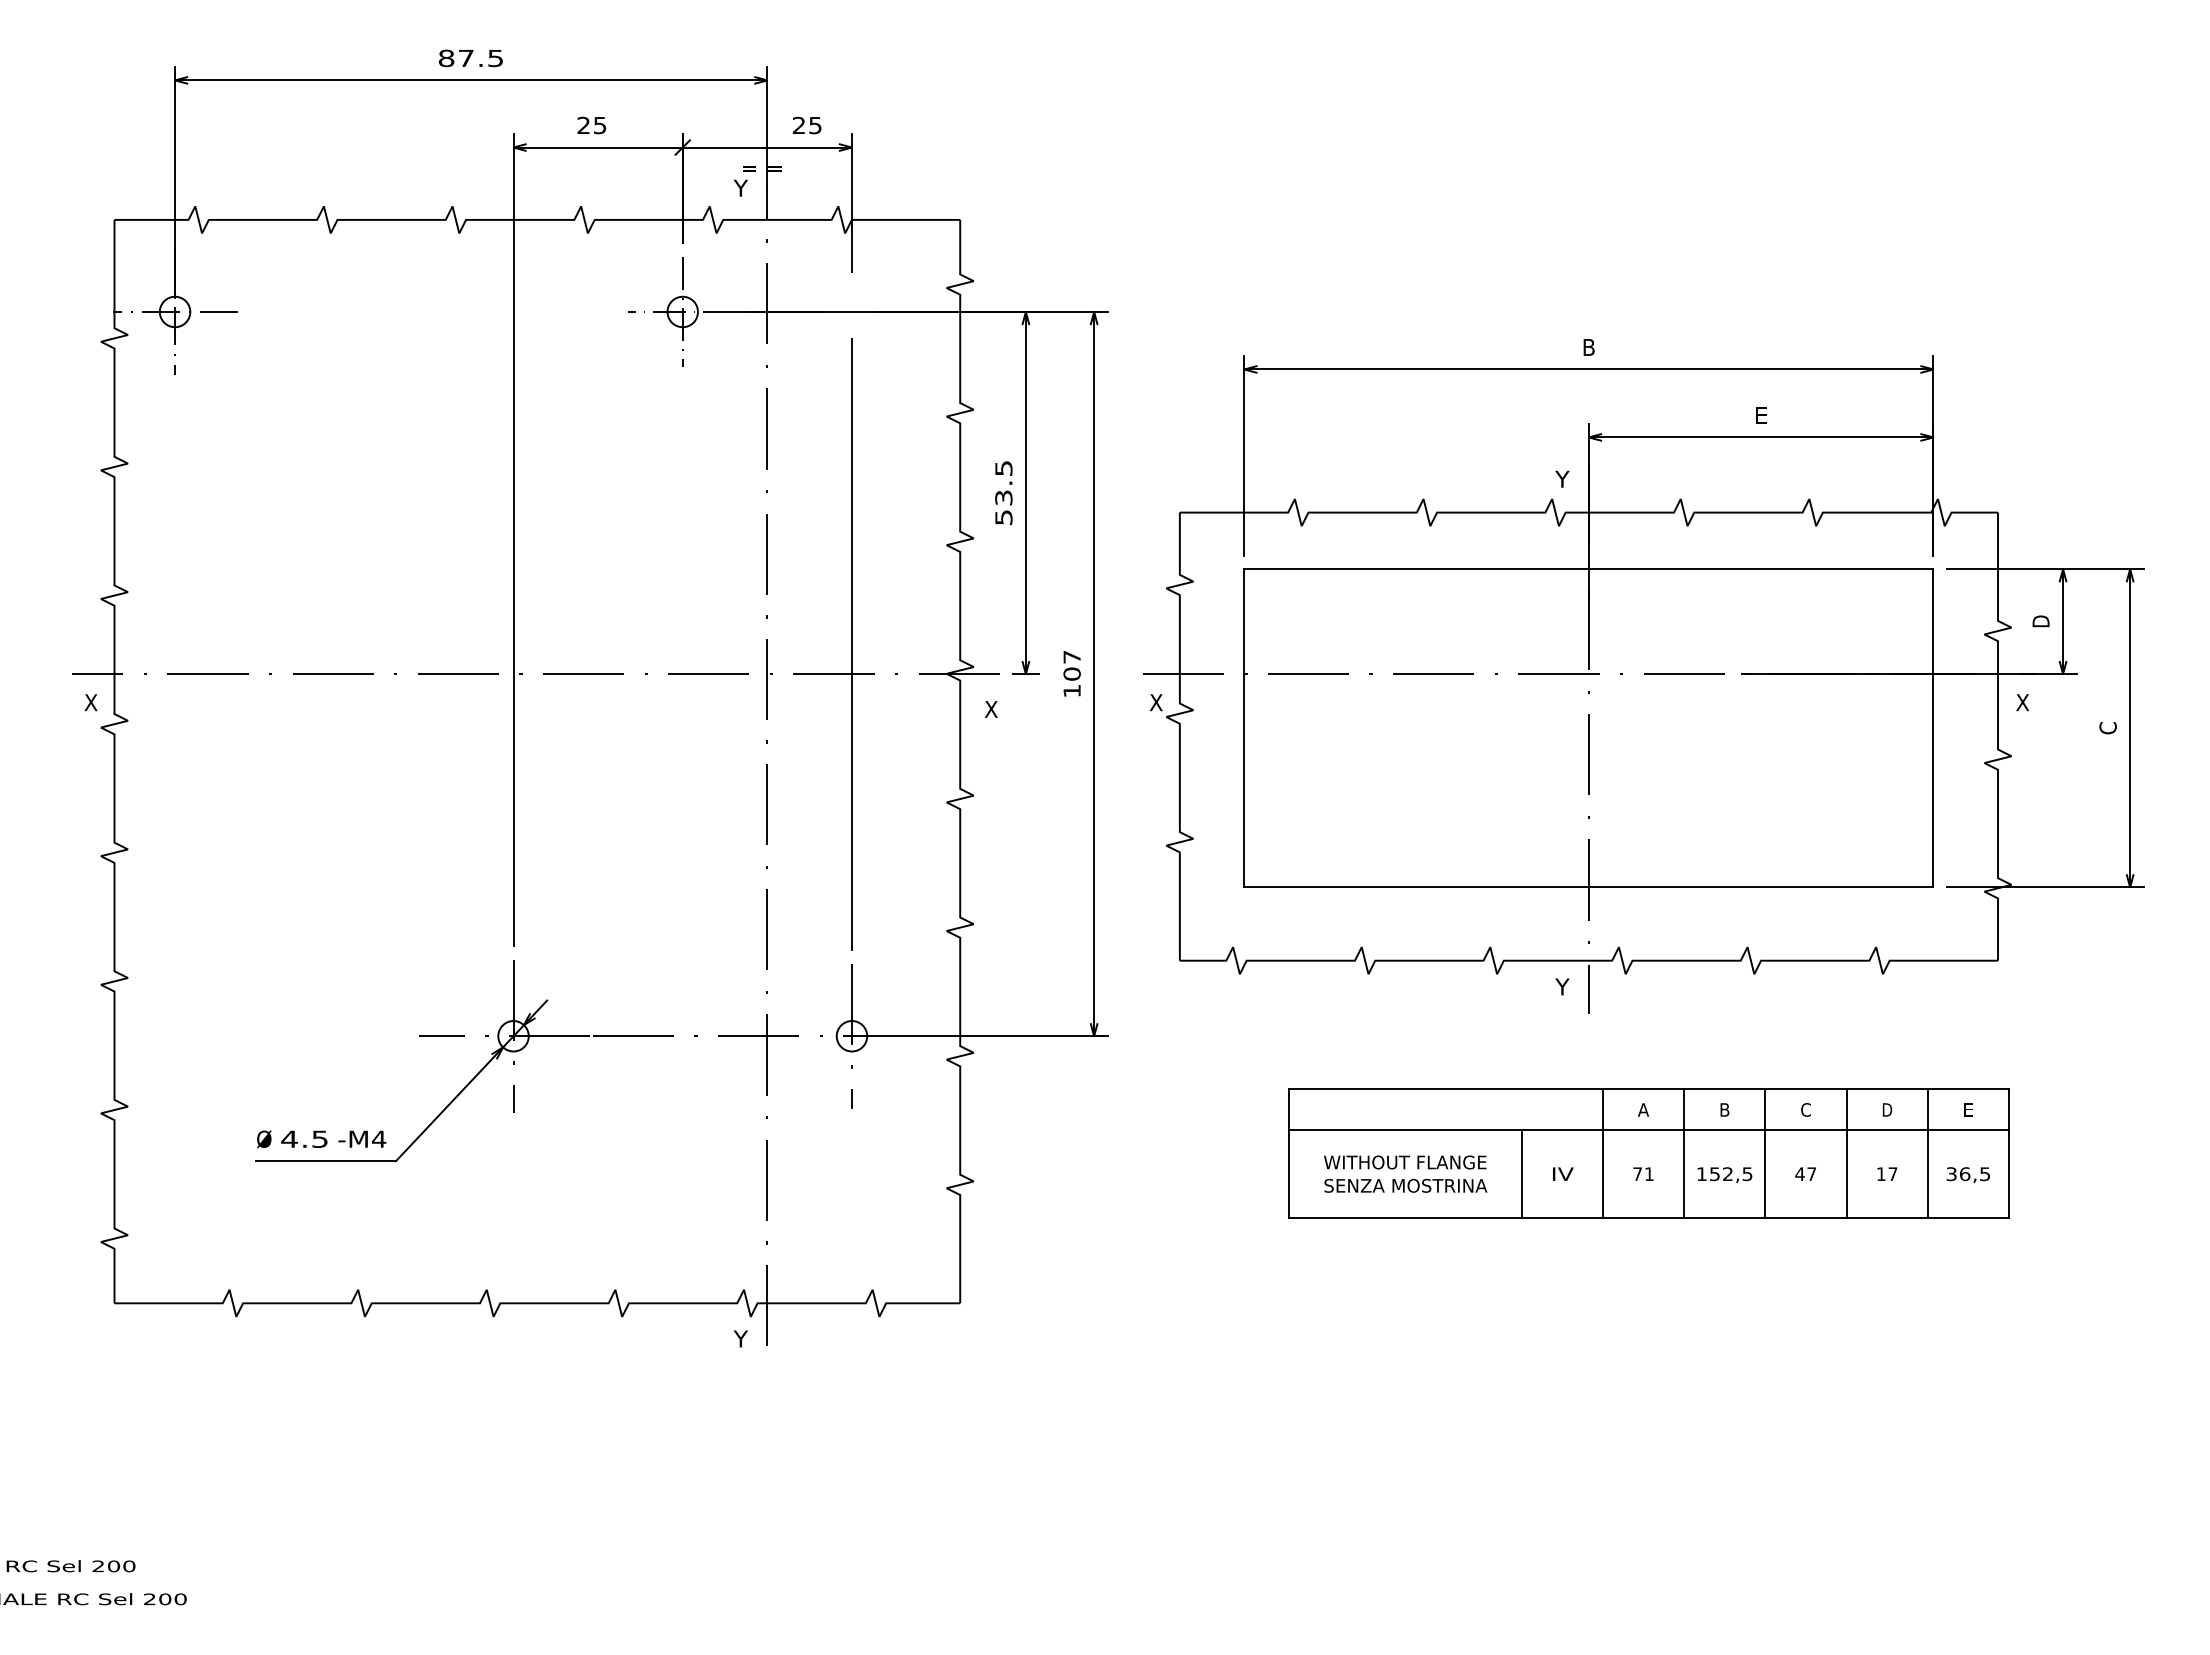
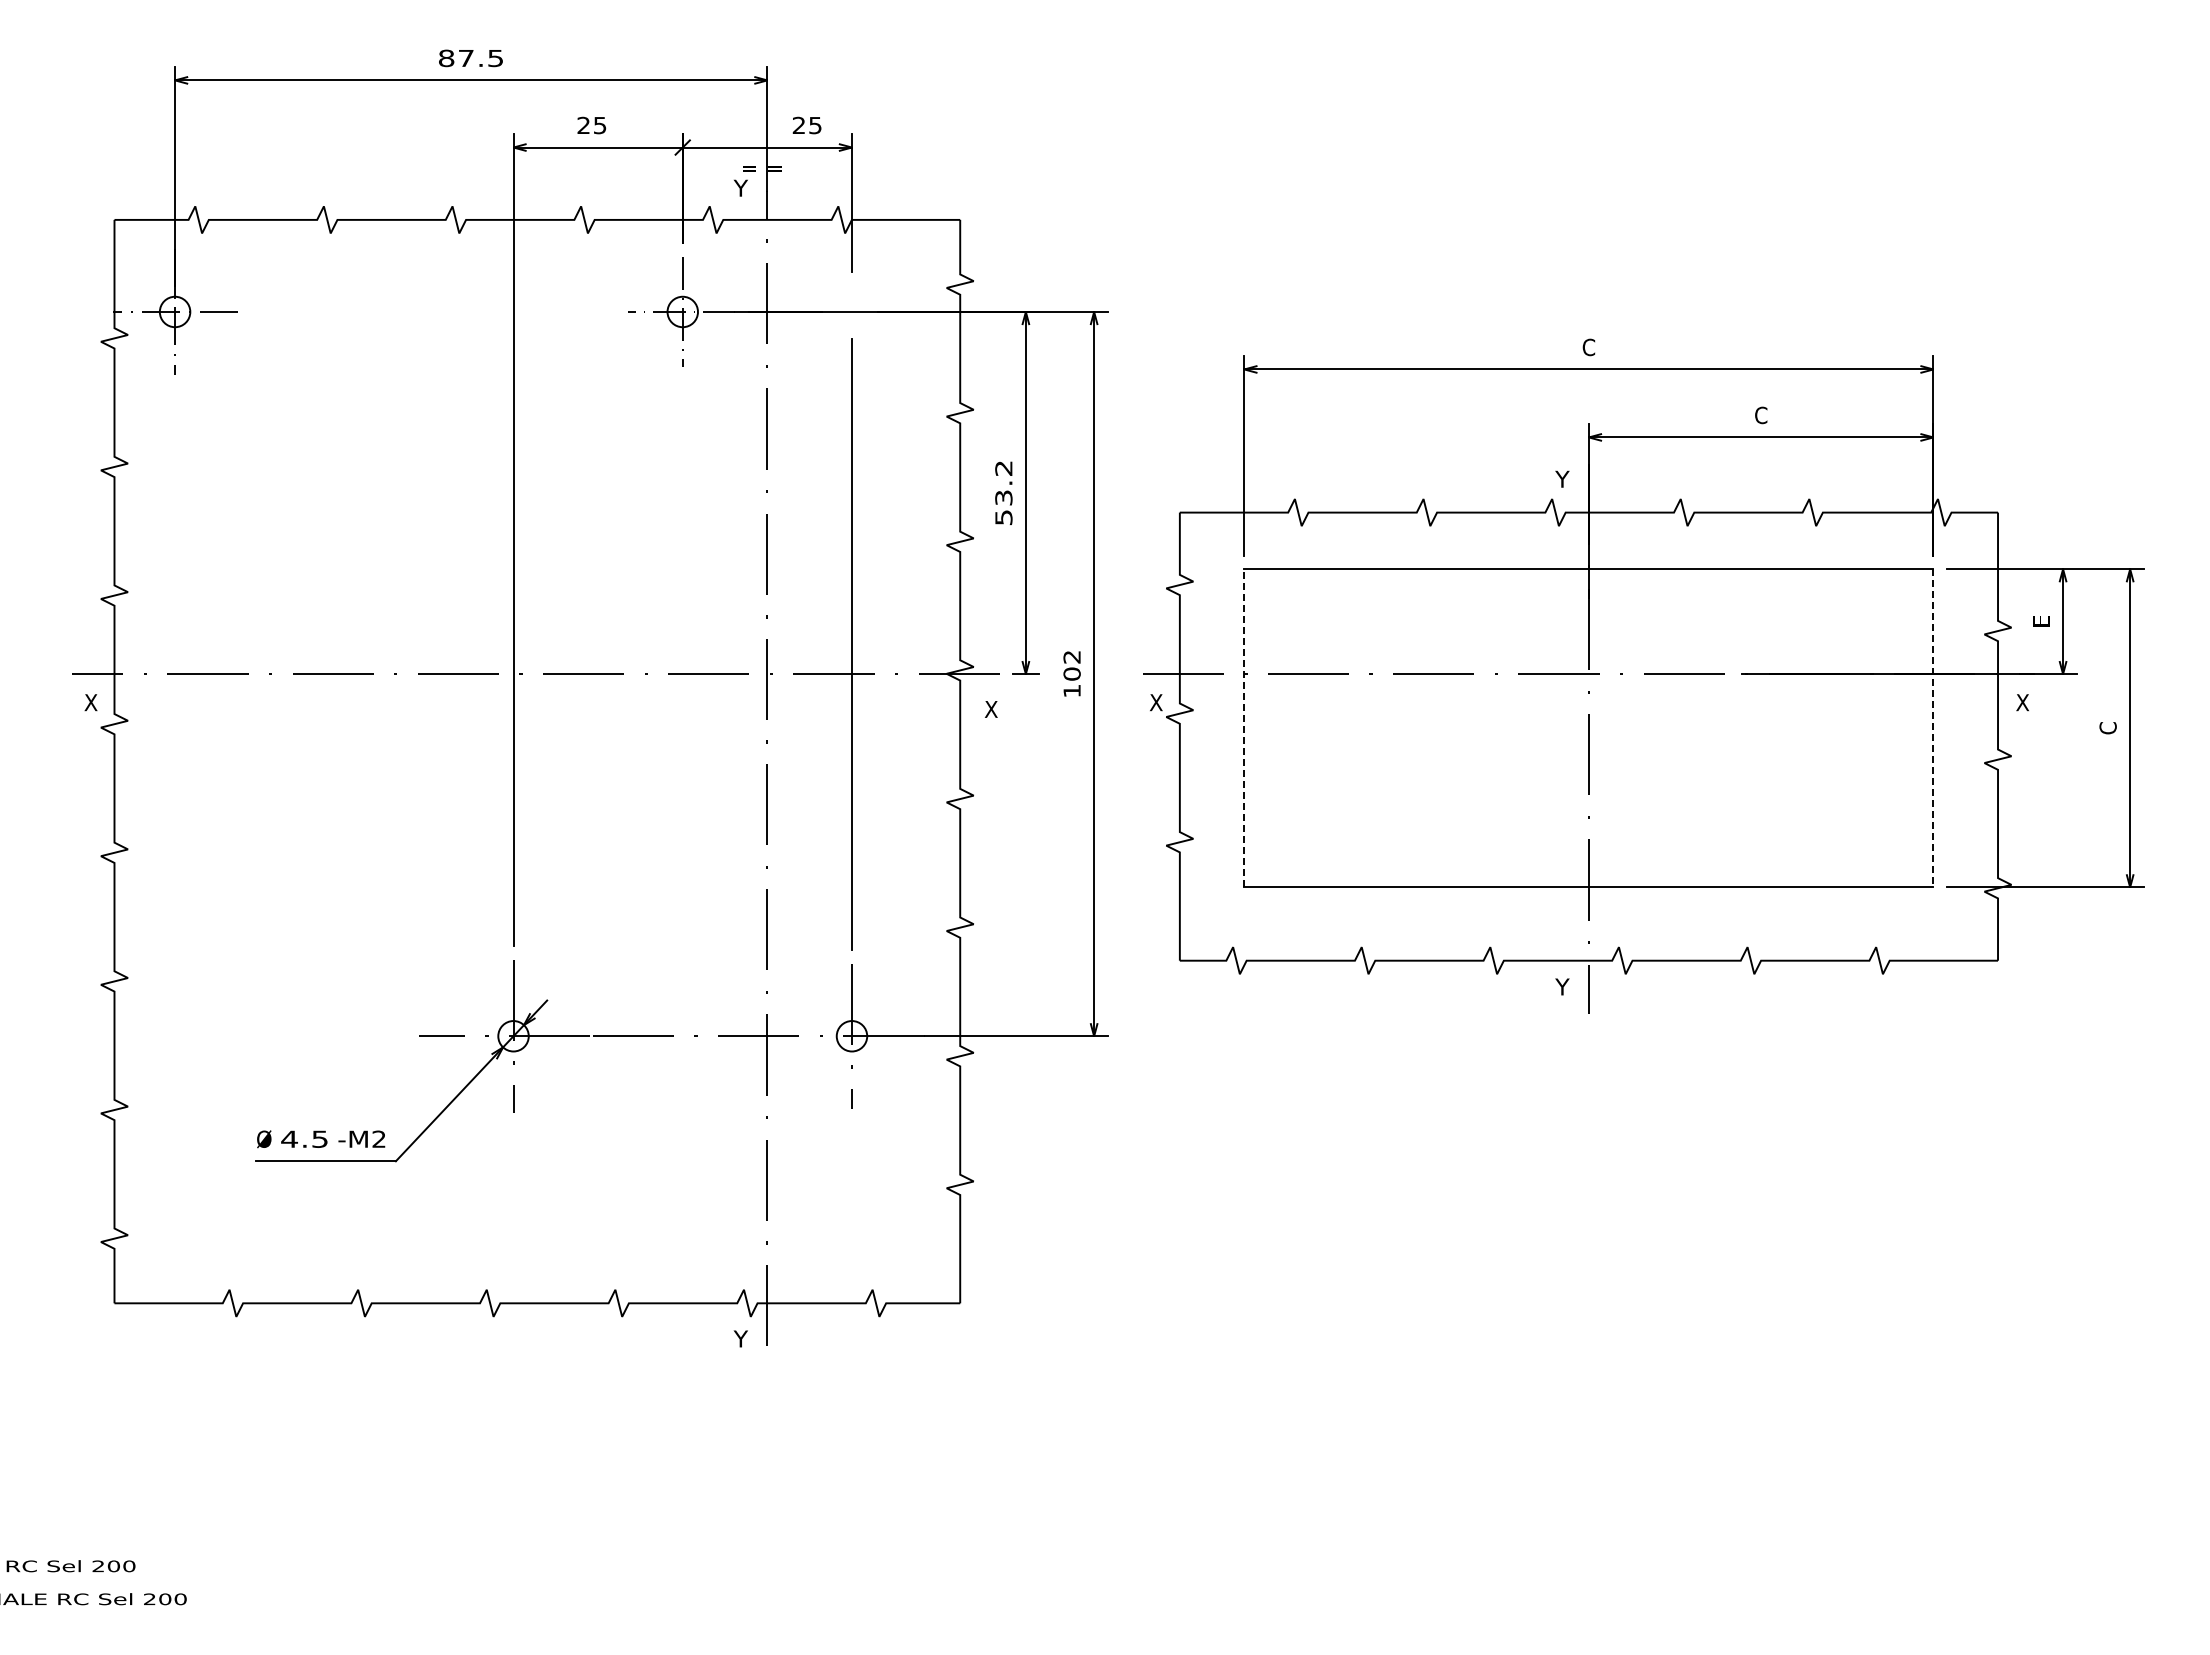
text: B -> C (1588, 347)
text: E -> C (1761, 415)
text: 53.5 -> 53.2 (1003, 468)
text: D -> E (2040, 621)
text: 107 -> 102 (1071, 657)
line: solid -> dashed (1244, 727)
line: solid -> dashed (1933, 728)
text: -M4 -> -M2 (378, 1138)
part: present -> none (1648, 1153)
